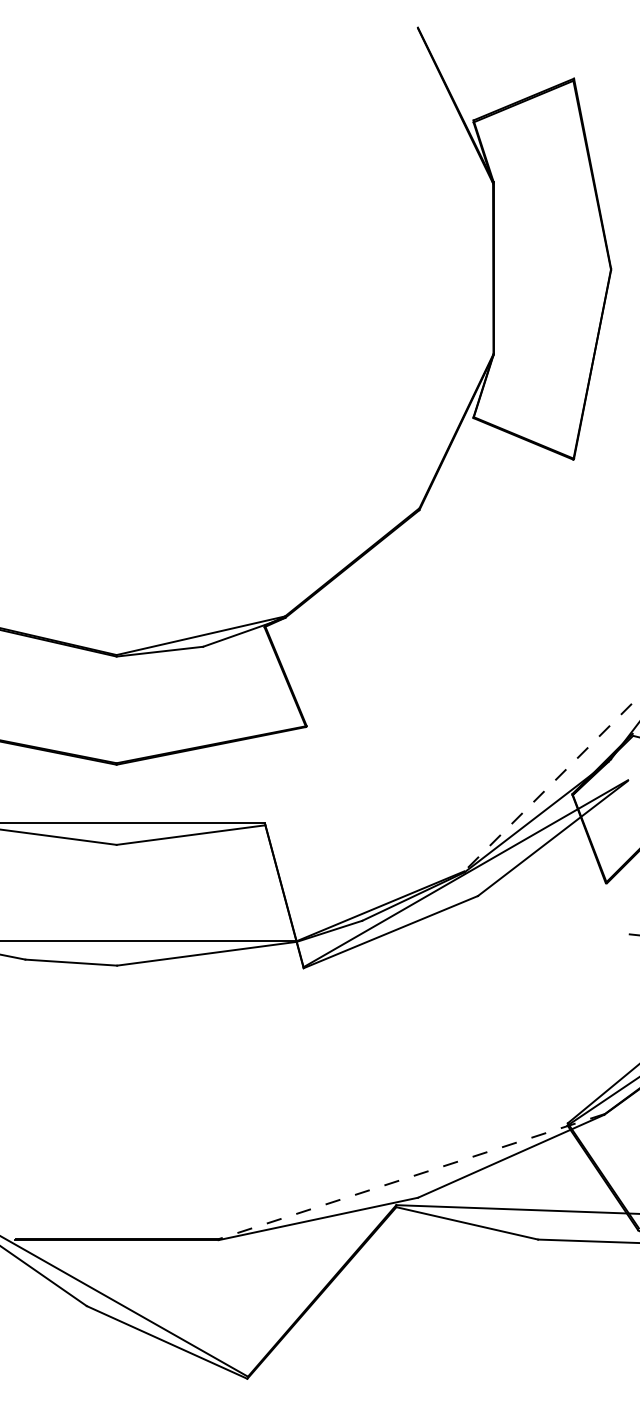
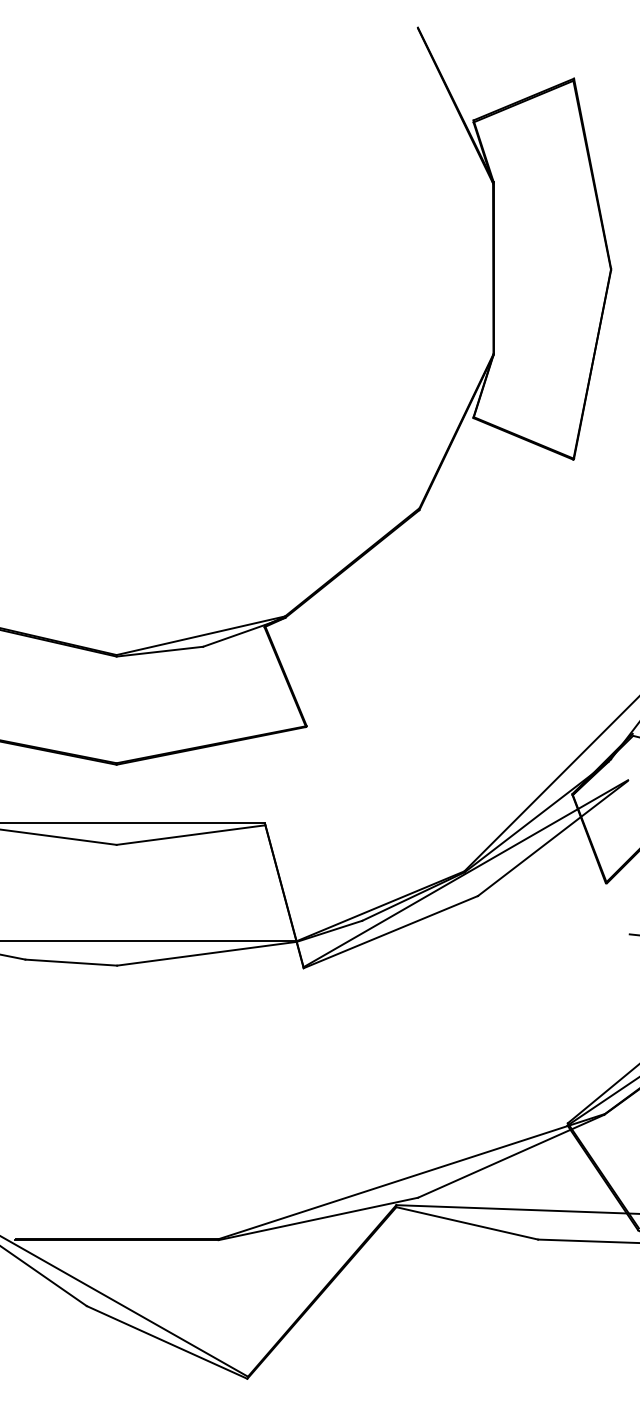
line: dashed -> solid (551, 783)
line: dashed -> solid (411, 1176)
